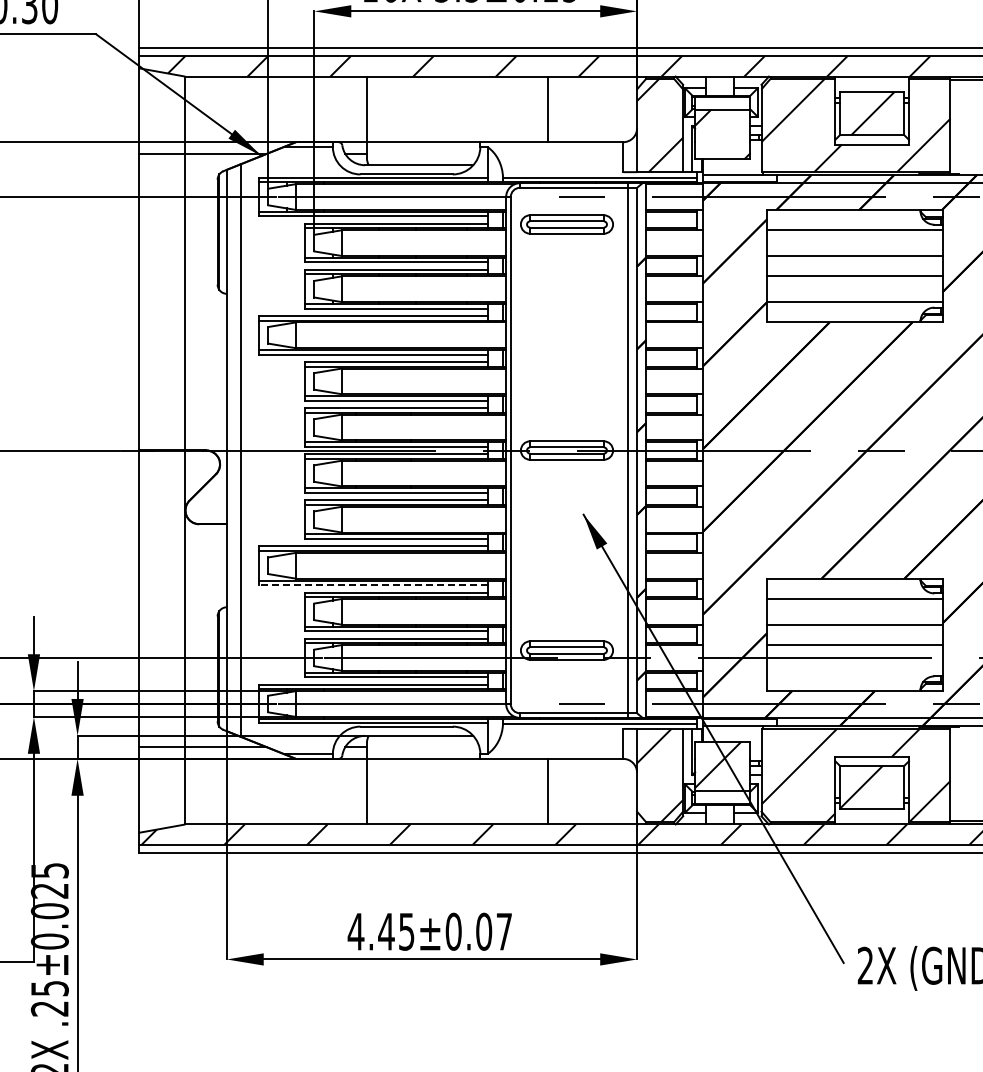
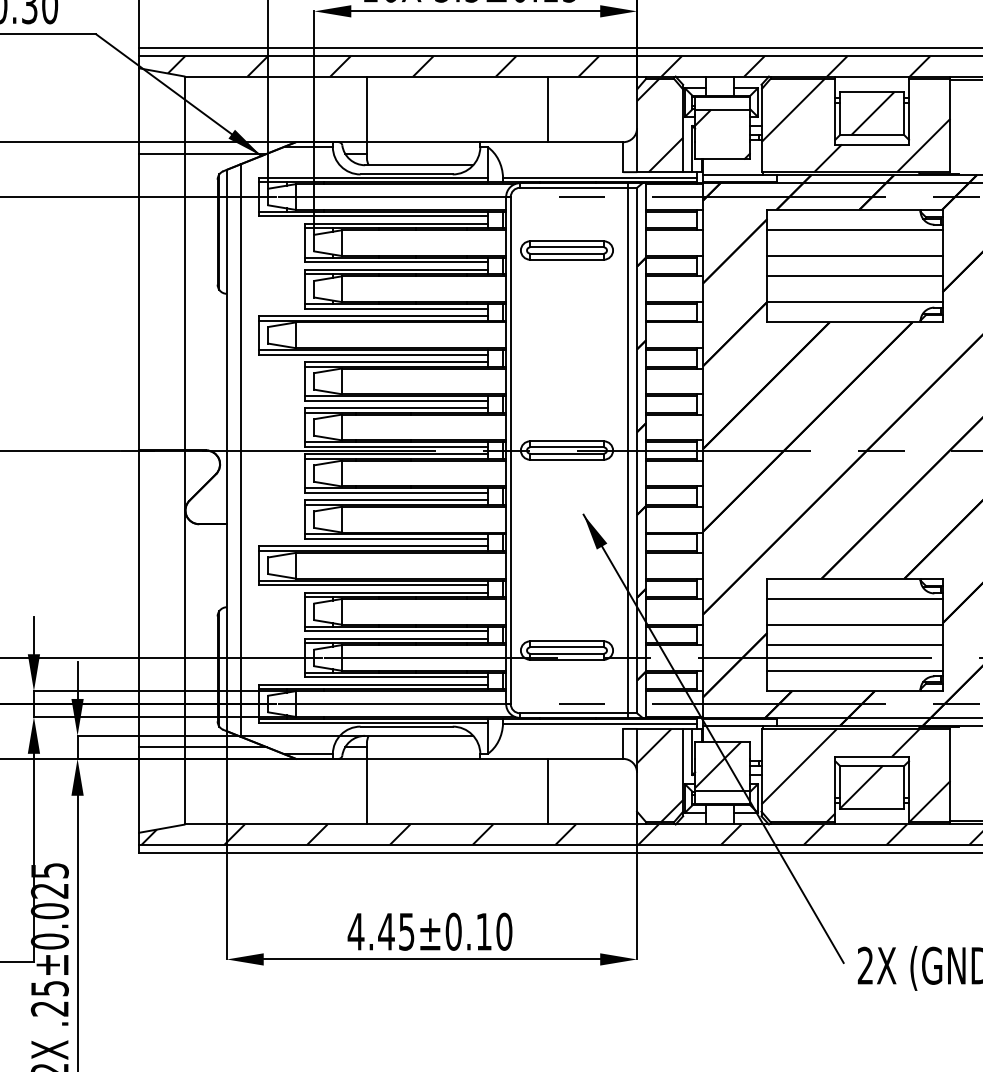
part position: (566, 224) -> (566, 250) (566, 250)
line: dashed -> solid (372, 585)
line: none -> present (854, 670)
text: 4.45±0.07 -> 4.45±0.10 (494, 931)
